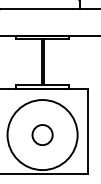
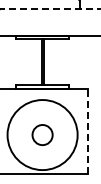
line: solid -> dashed (50, 9)
line: solid -> dashed (88, 131)
